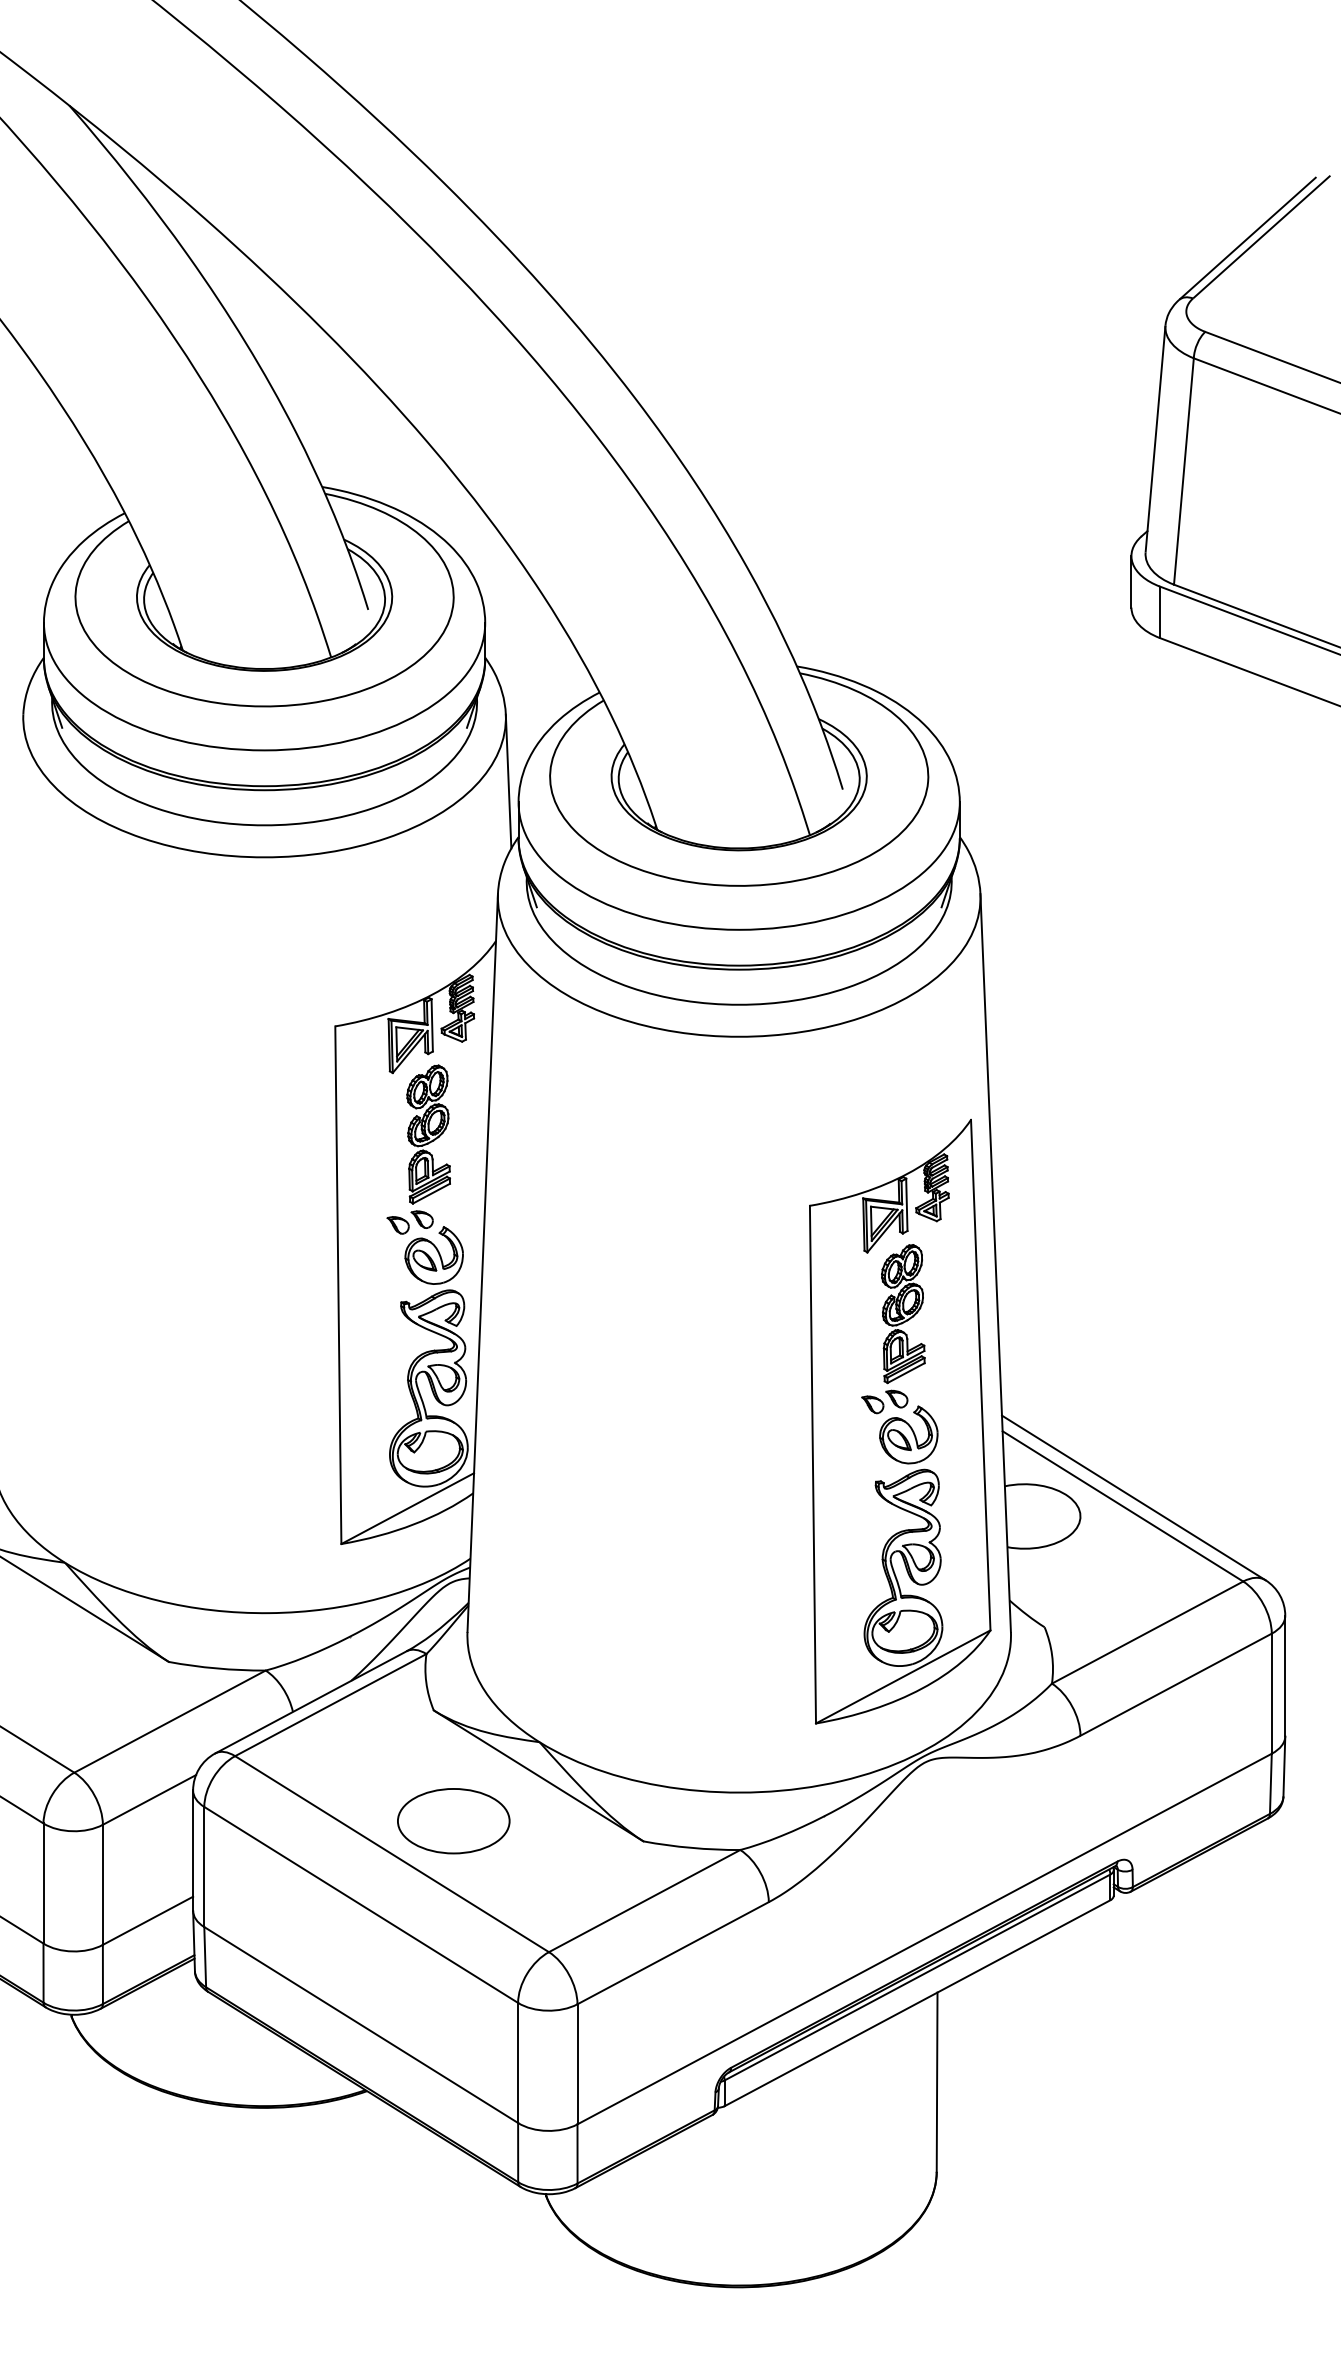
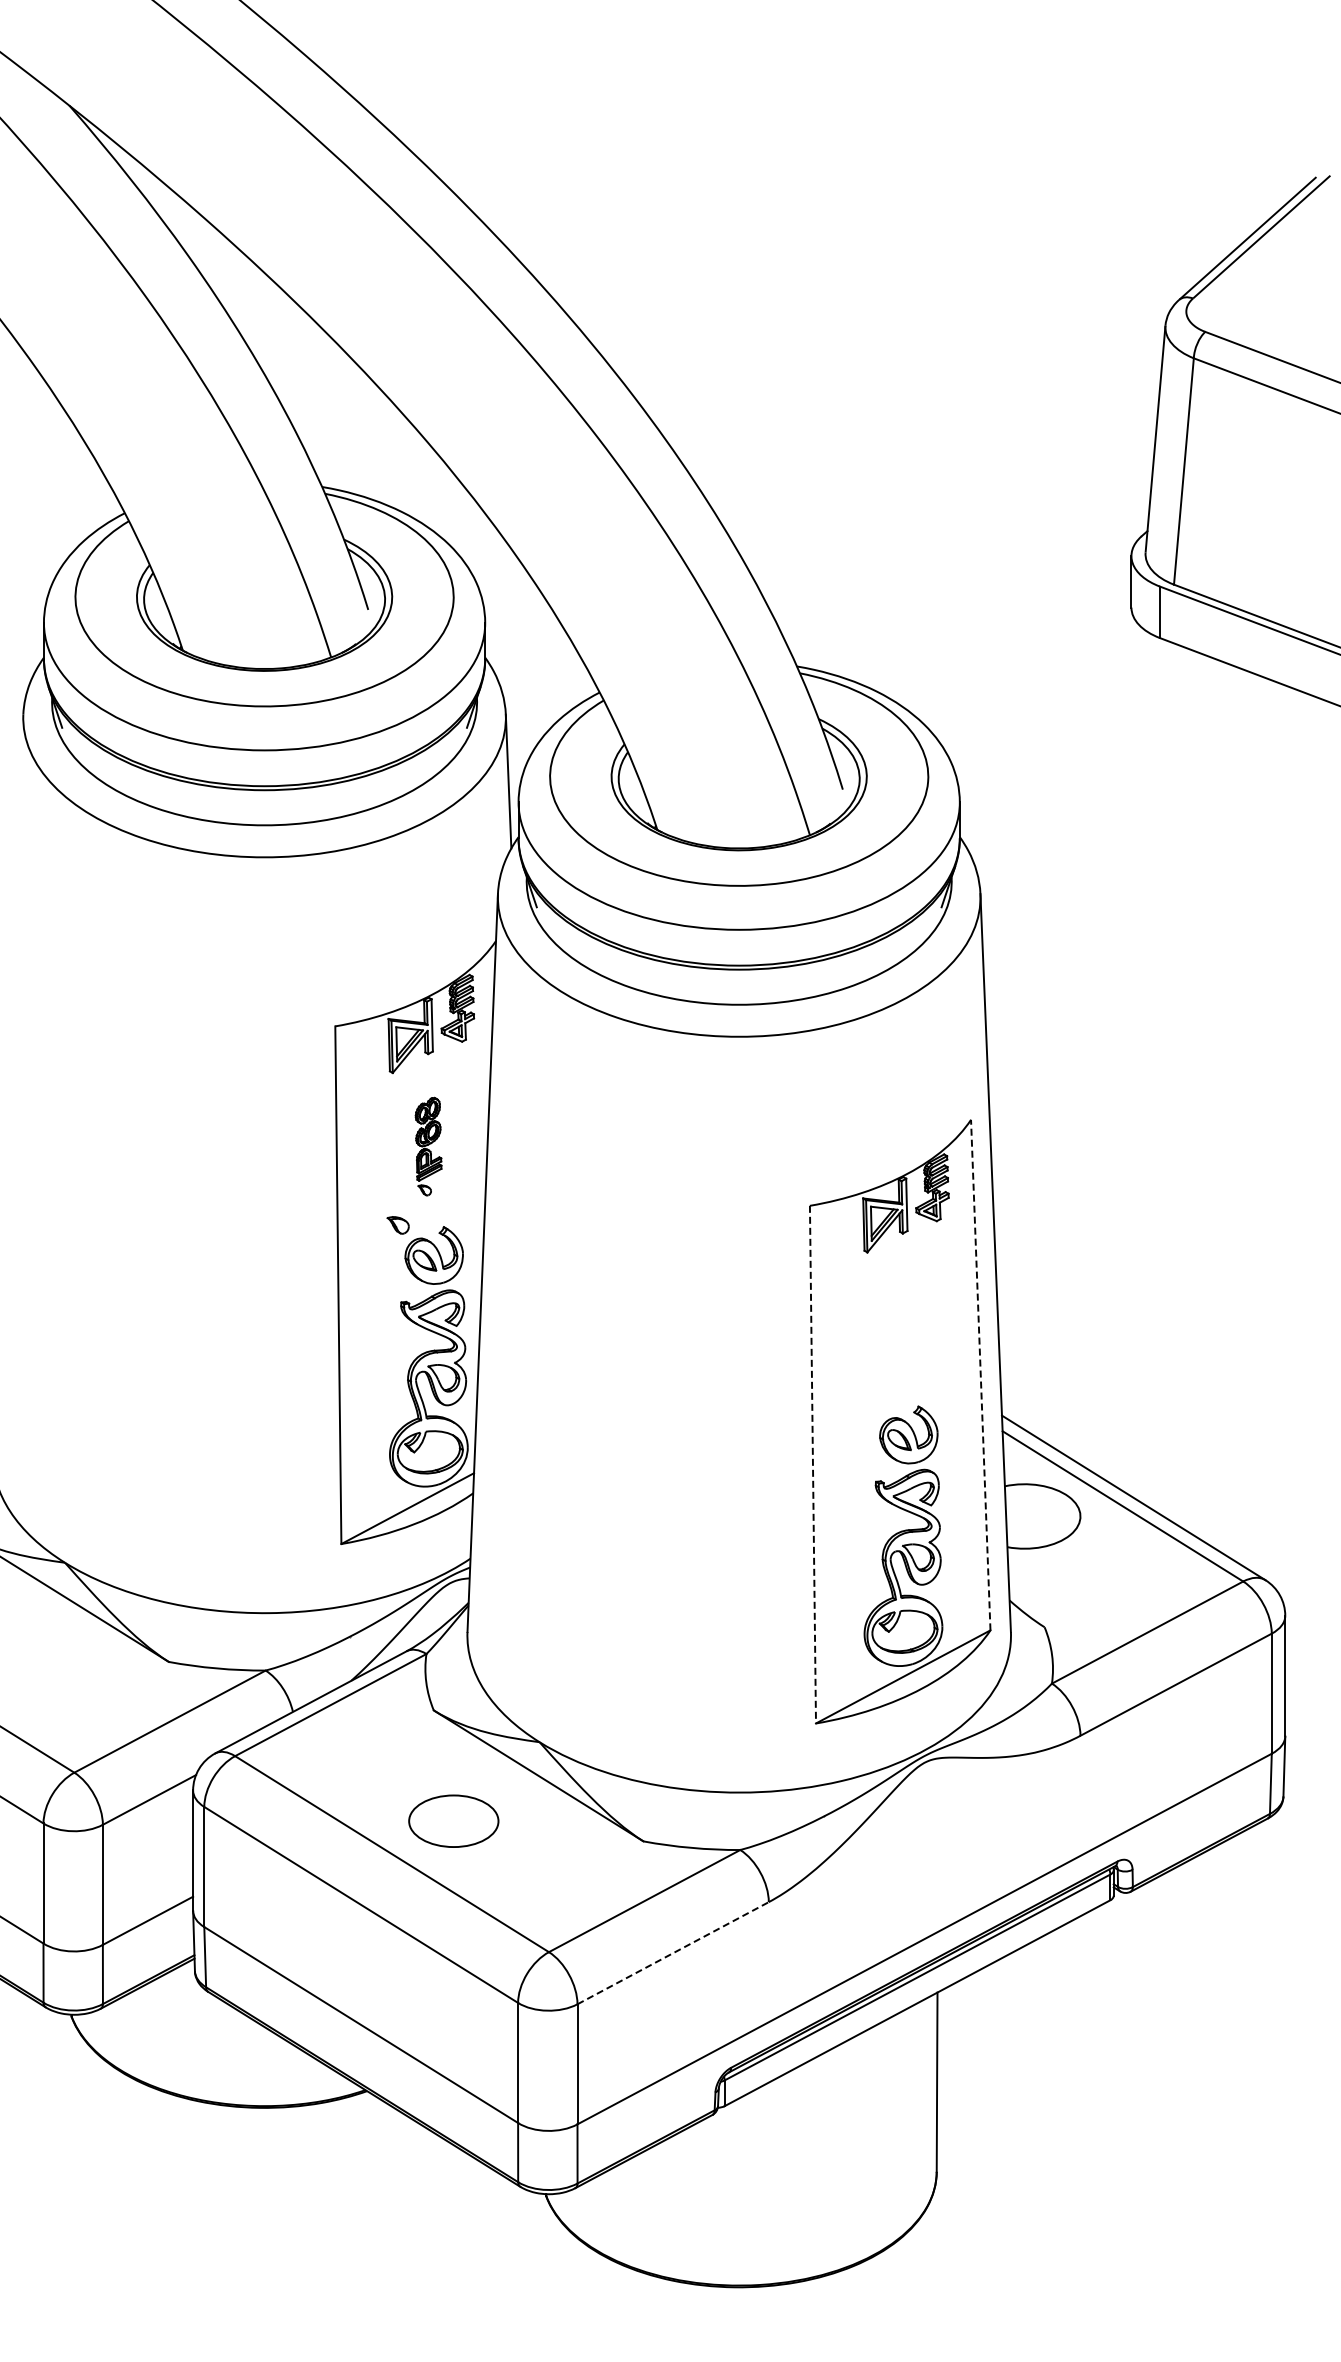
part size: 45x165 px -> 29x101 px (428, 1146)
part: present -> none (893, 1329)
line: solid -> dashed (980, 1374)
line: solid -> dashed (812, 1464)
part size: 114x67 px -> 92x54 px (453, 1820)
line: solid -> dashed (673, 1952)
